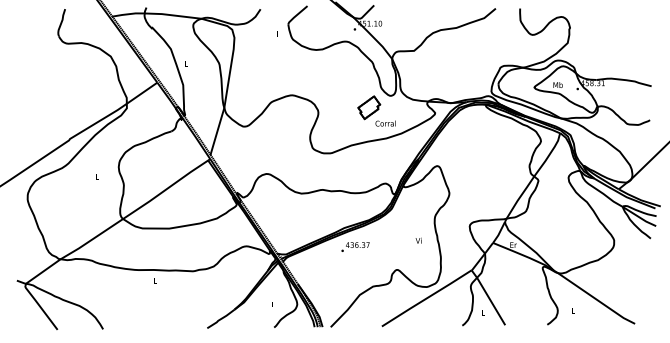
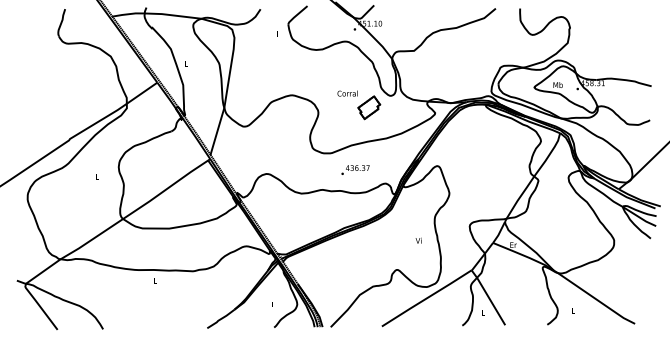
text position: (385, 123) -> (347, 93) (347, 93)
text position: (355, 246) -> (355, 169) (355, 169)
